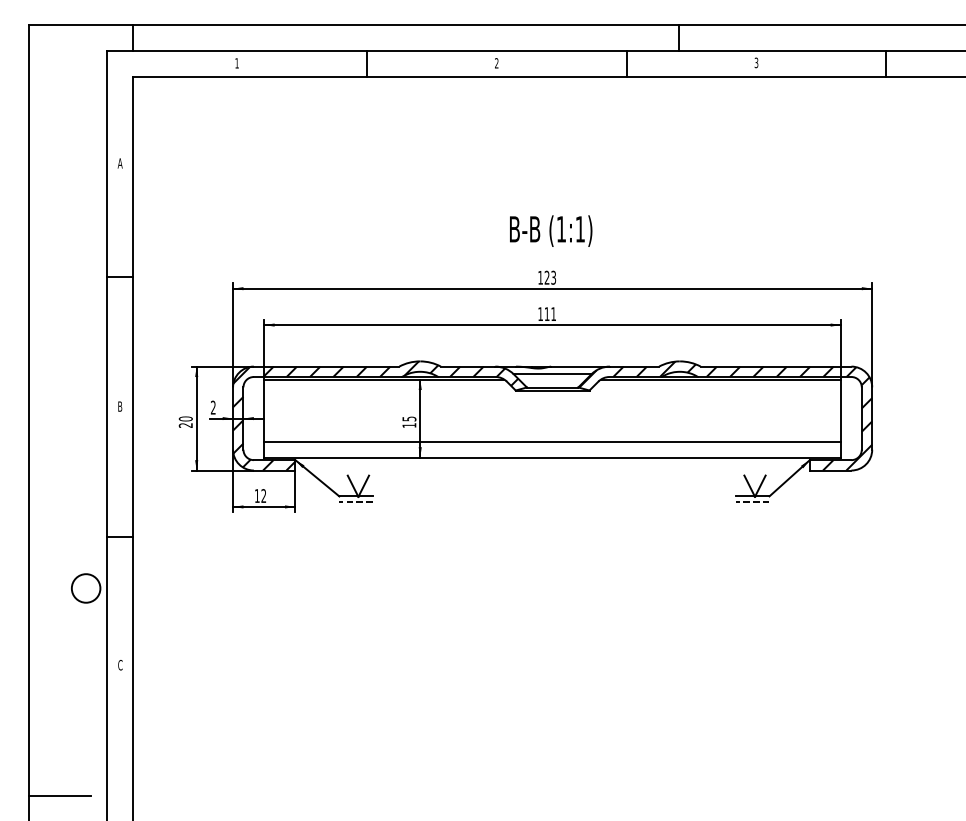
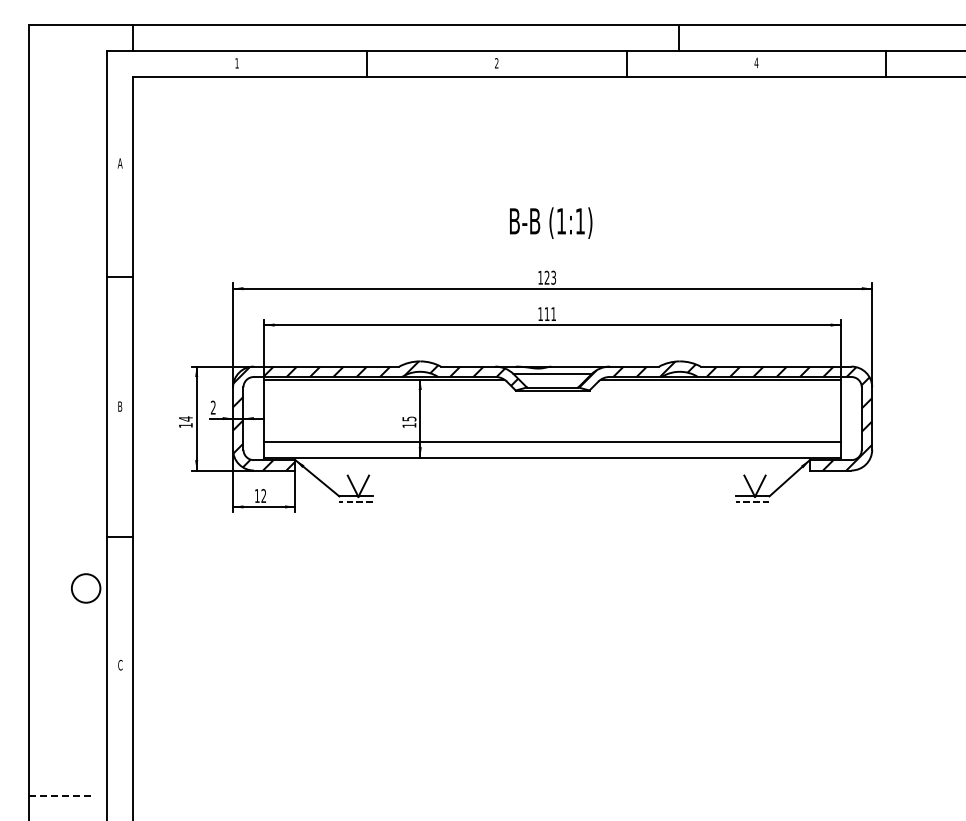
text: 3 -> 4 (756, 62)
text position: (551, 230) -> (551, 222) (551, 222)
text: 20 -> 14 (185, 421)
line: solid -> dashed (59, 796)
